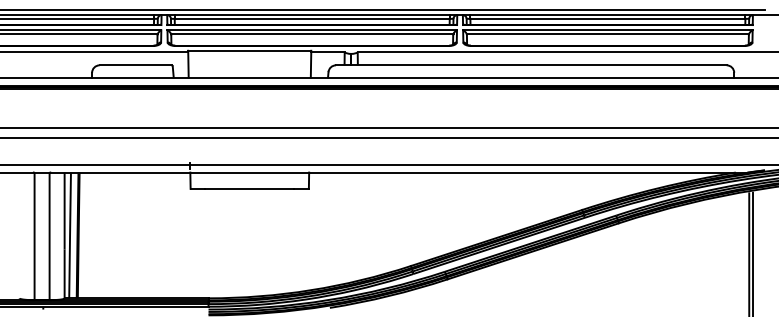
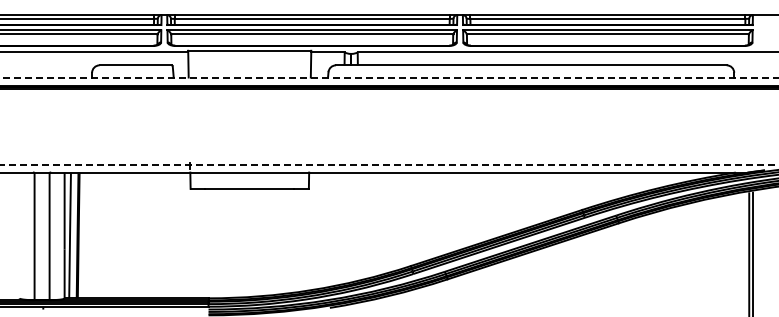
line: present -> none (383, 9)
line: solid -> dashed (389, 77)
line: present -> none (388, 128)
line: present -> none (388, 137)
line: solid -> dashed (389, 164)
